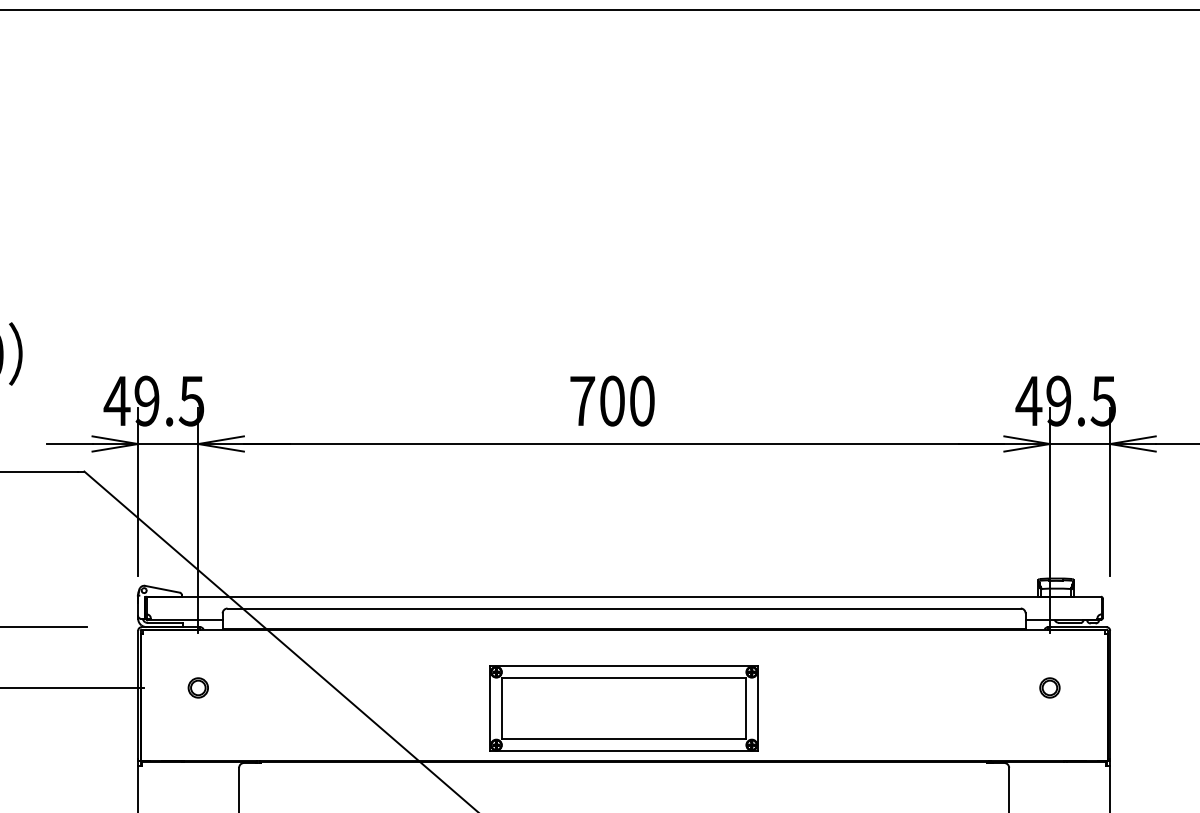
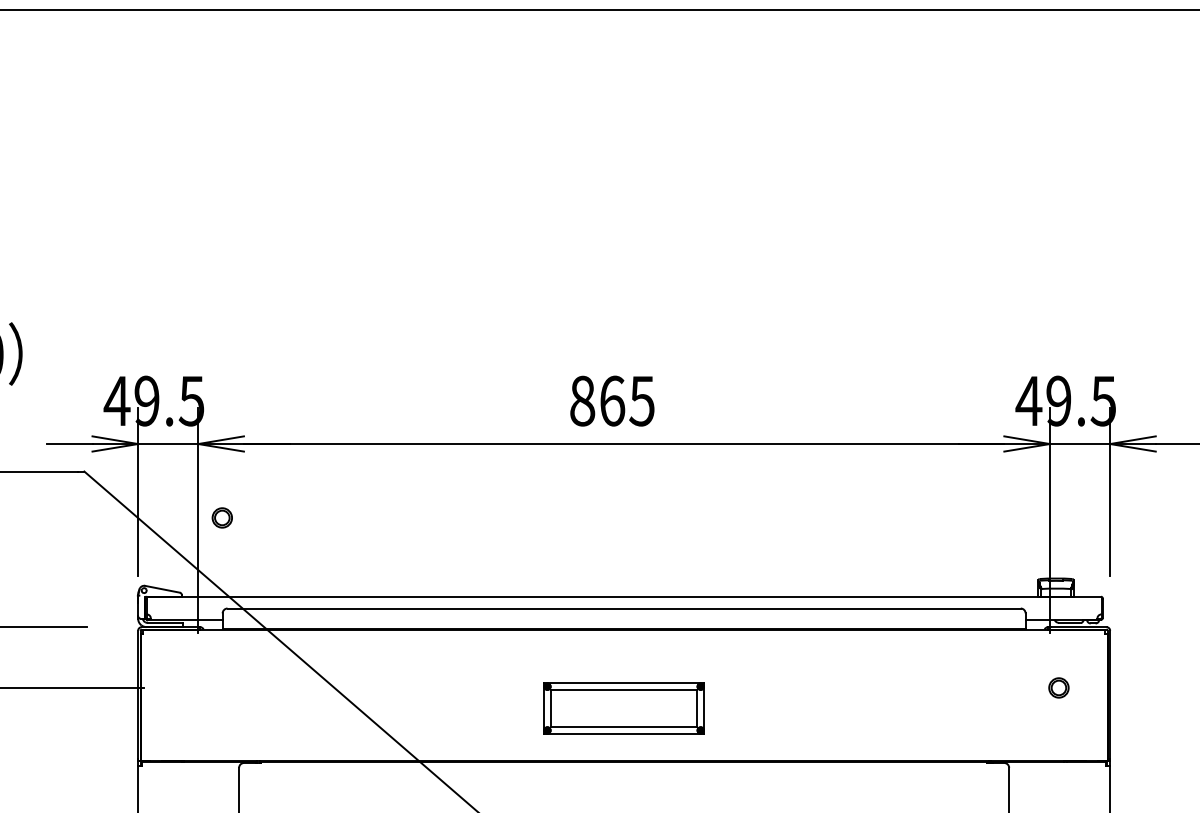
text: 700 -> 865 (612, 400)
part position: (197, 687) -> (221, 517) (221, 517)
part position: (1049, 687) -> (1058, 687) (1058, 687)
part size: 270x87 px -> 162x53 px (623, 708)
